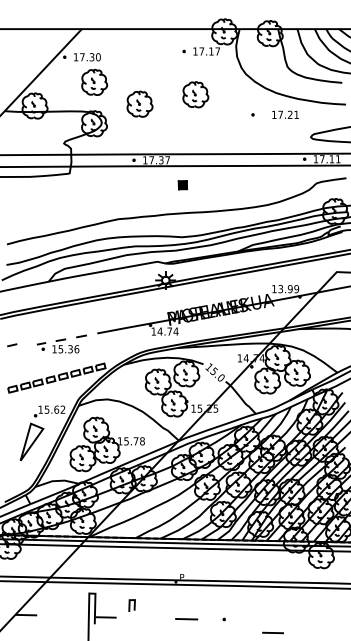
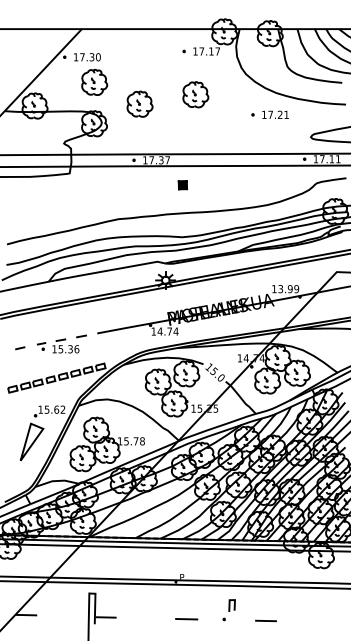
text position: (285, 114) -> (275, 114) (275, 114)
line position: (12, 345) -> (20, 348) (20, 348)
line position: (130, 605) -> (230, 605) (230, 605)
line position: (272, 632) -> (265, 620) (265, 620)
